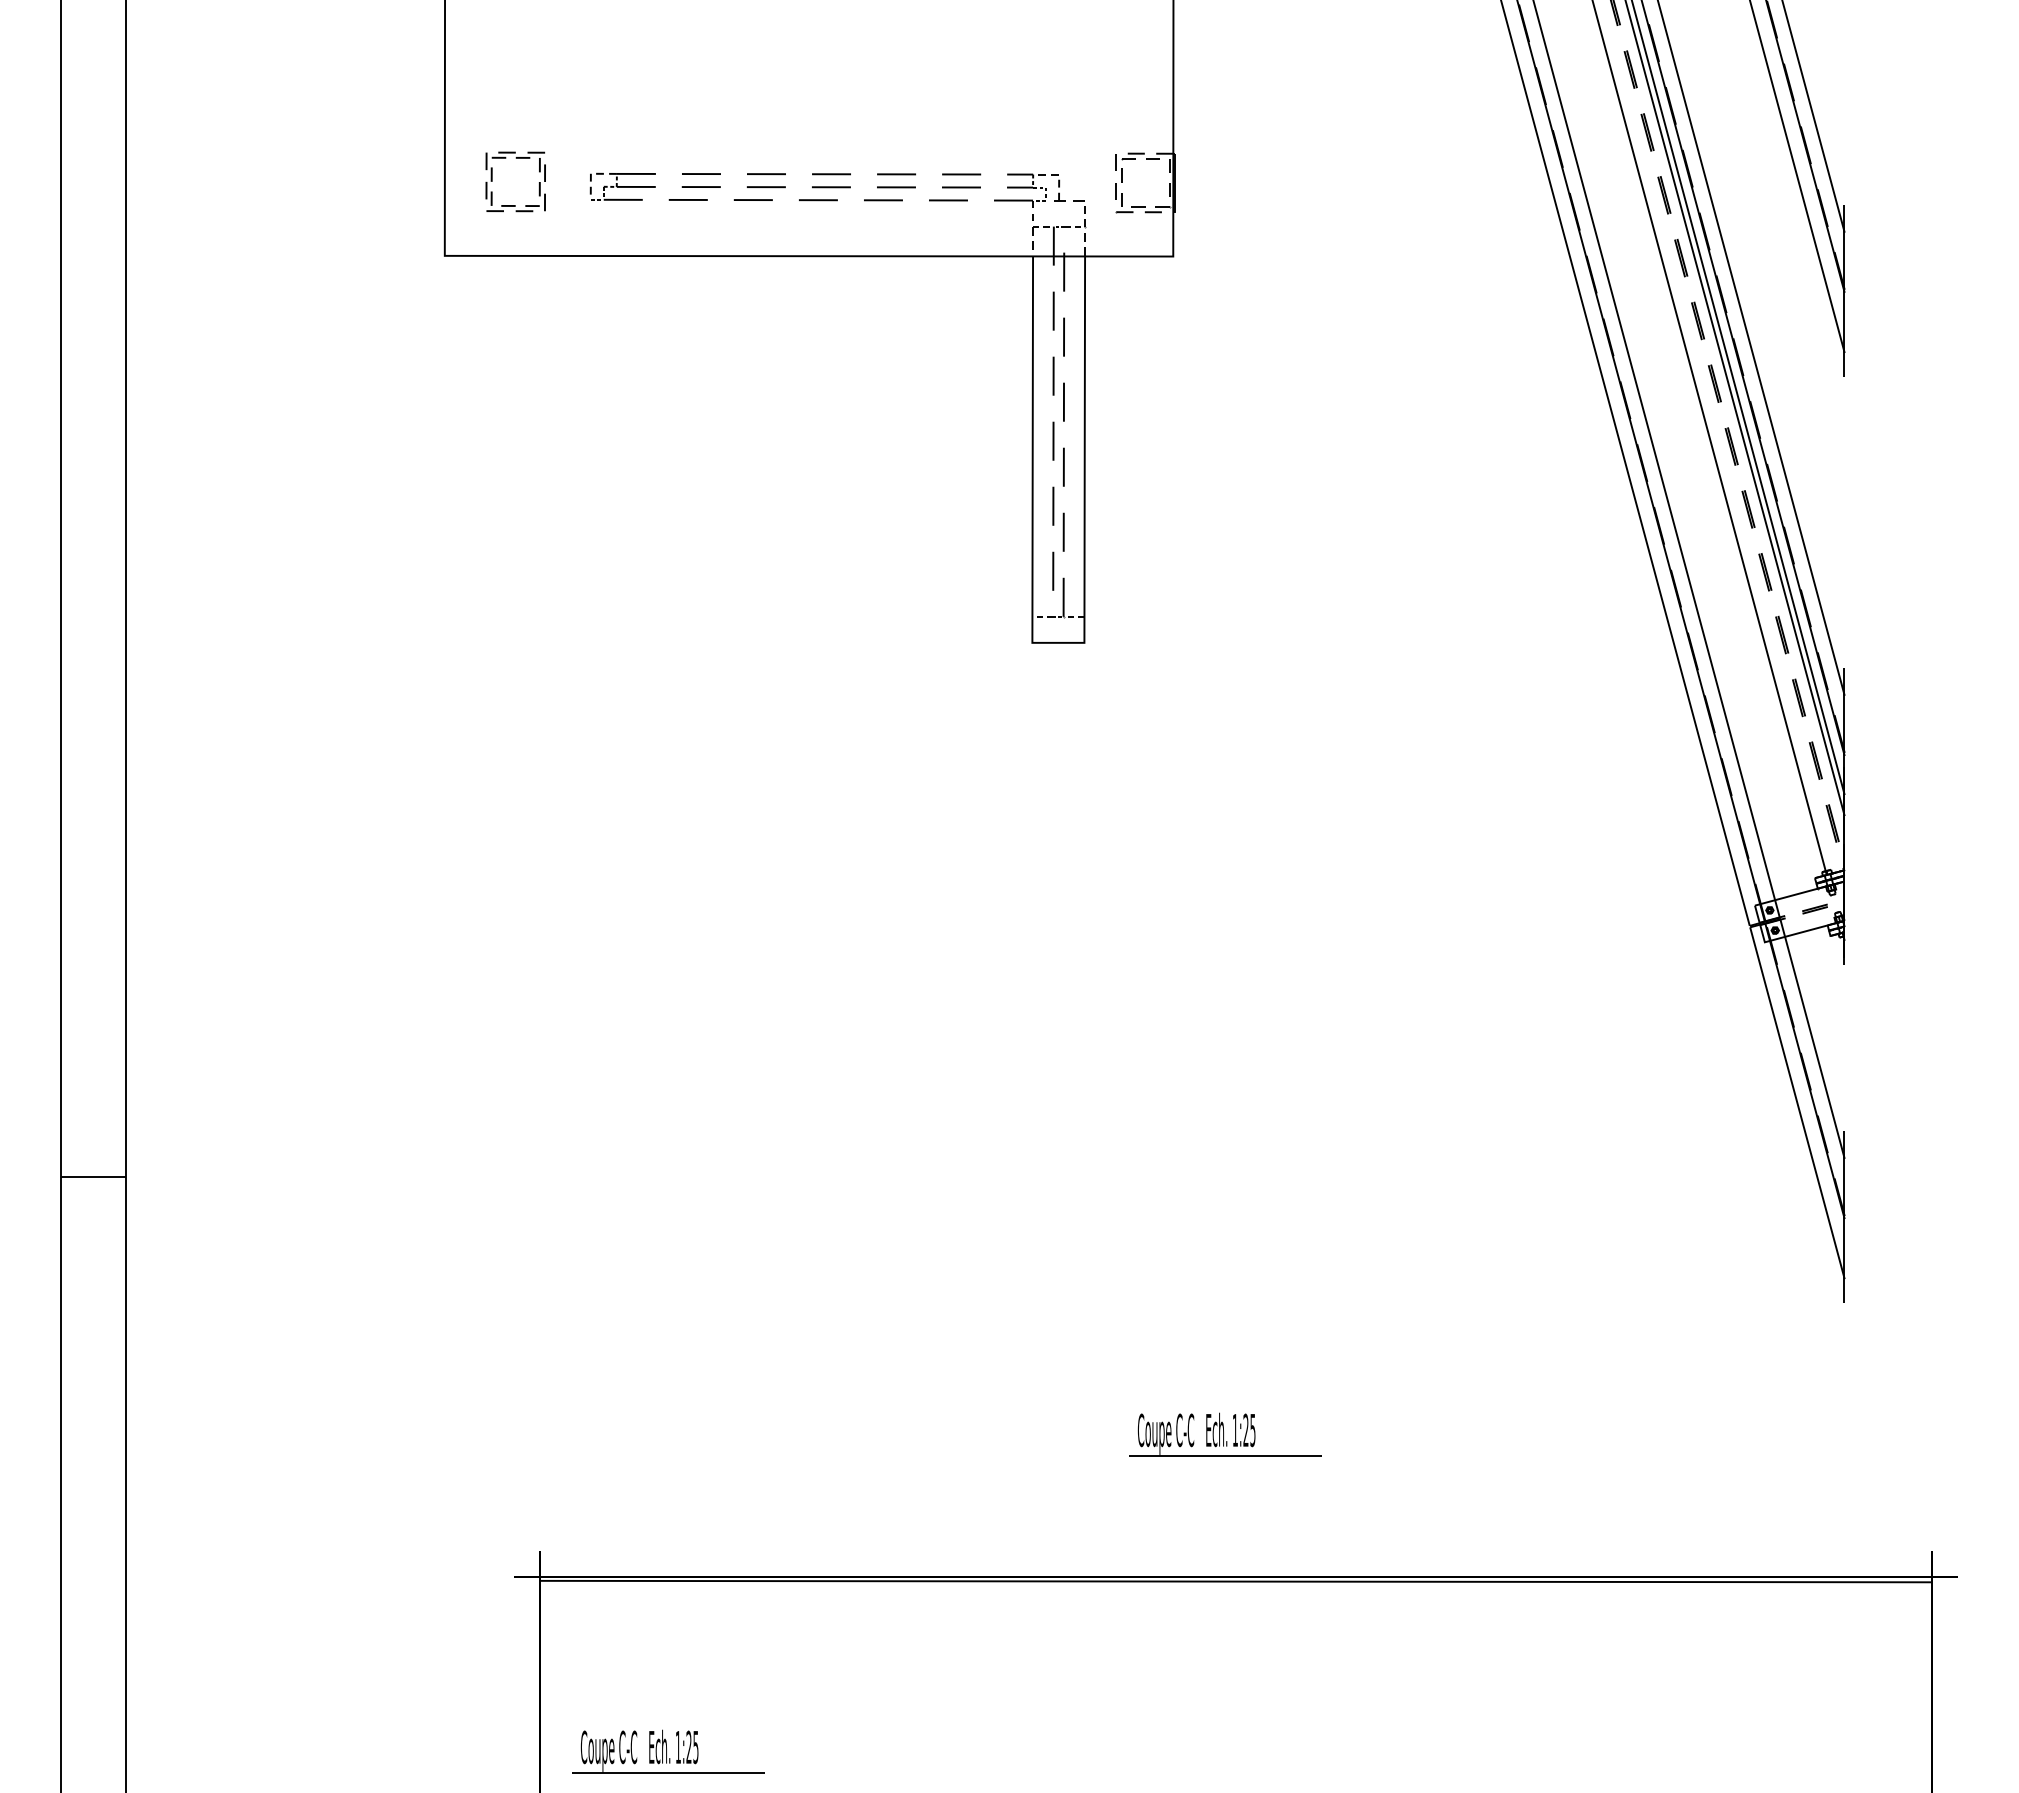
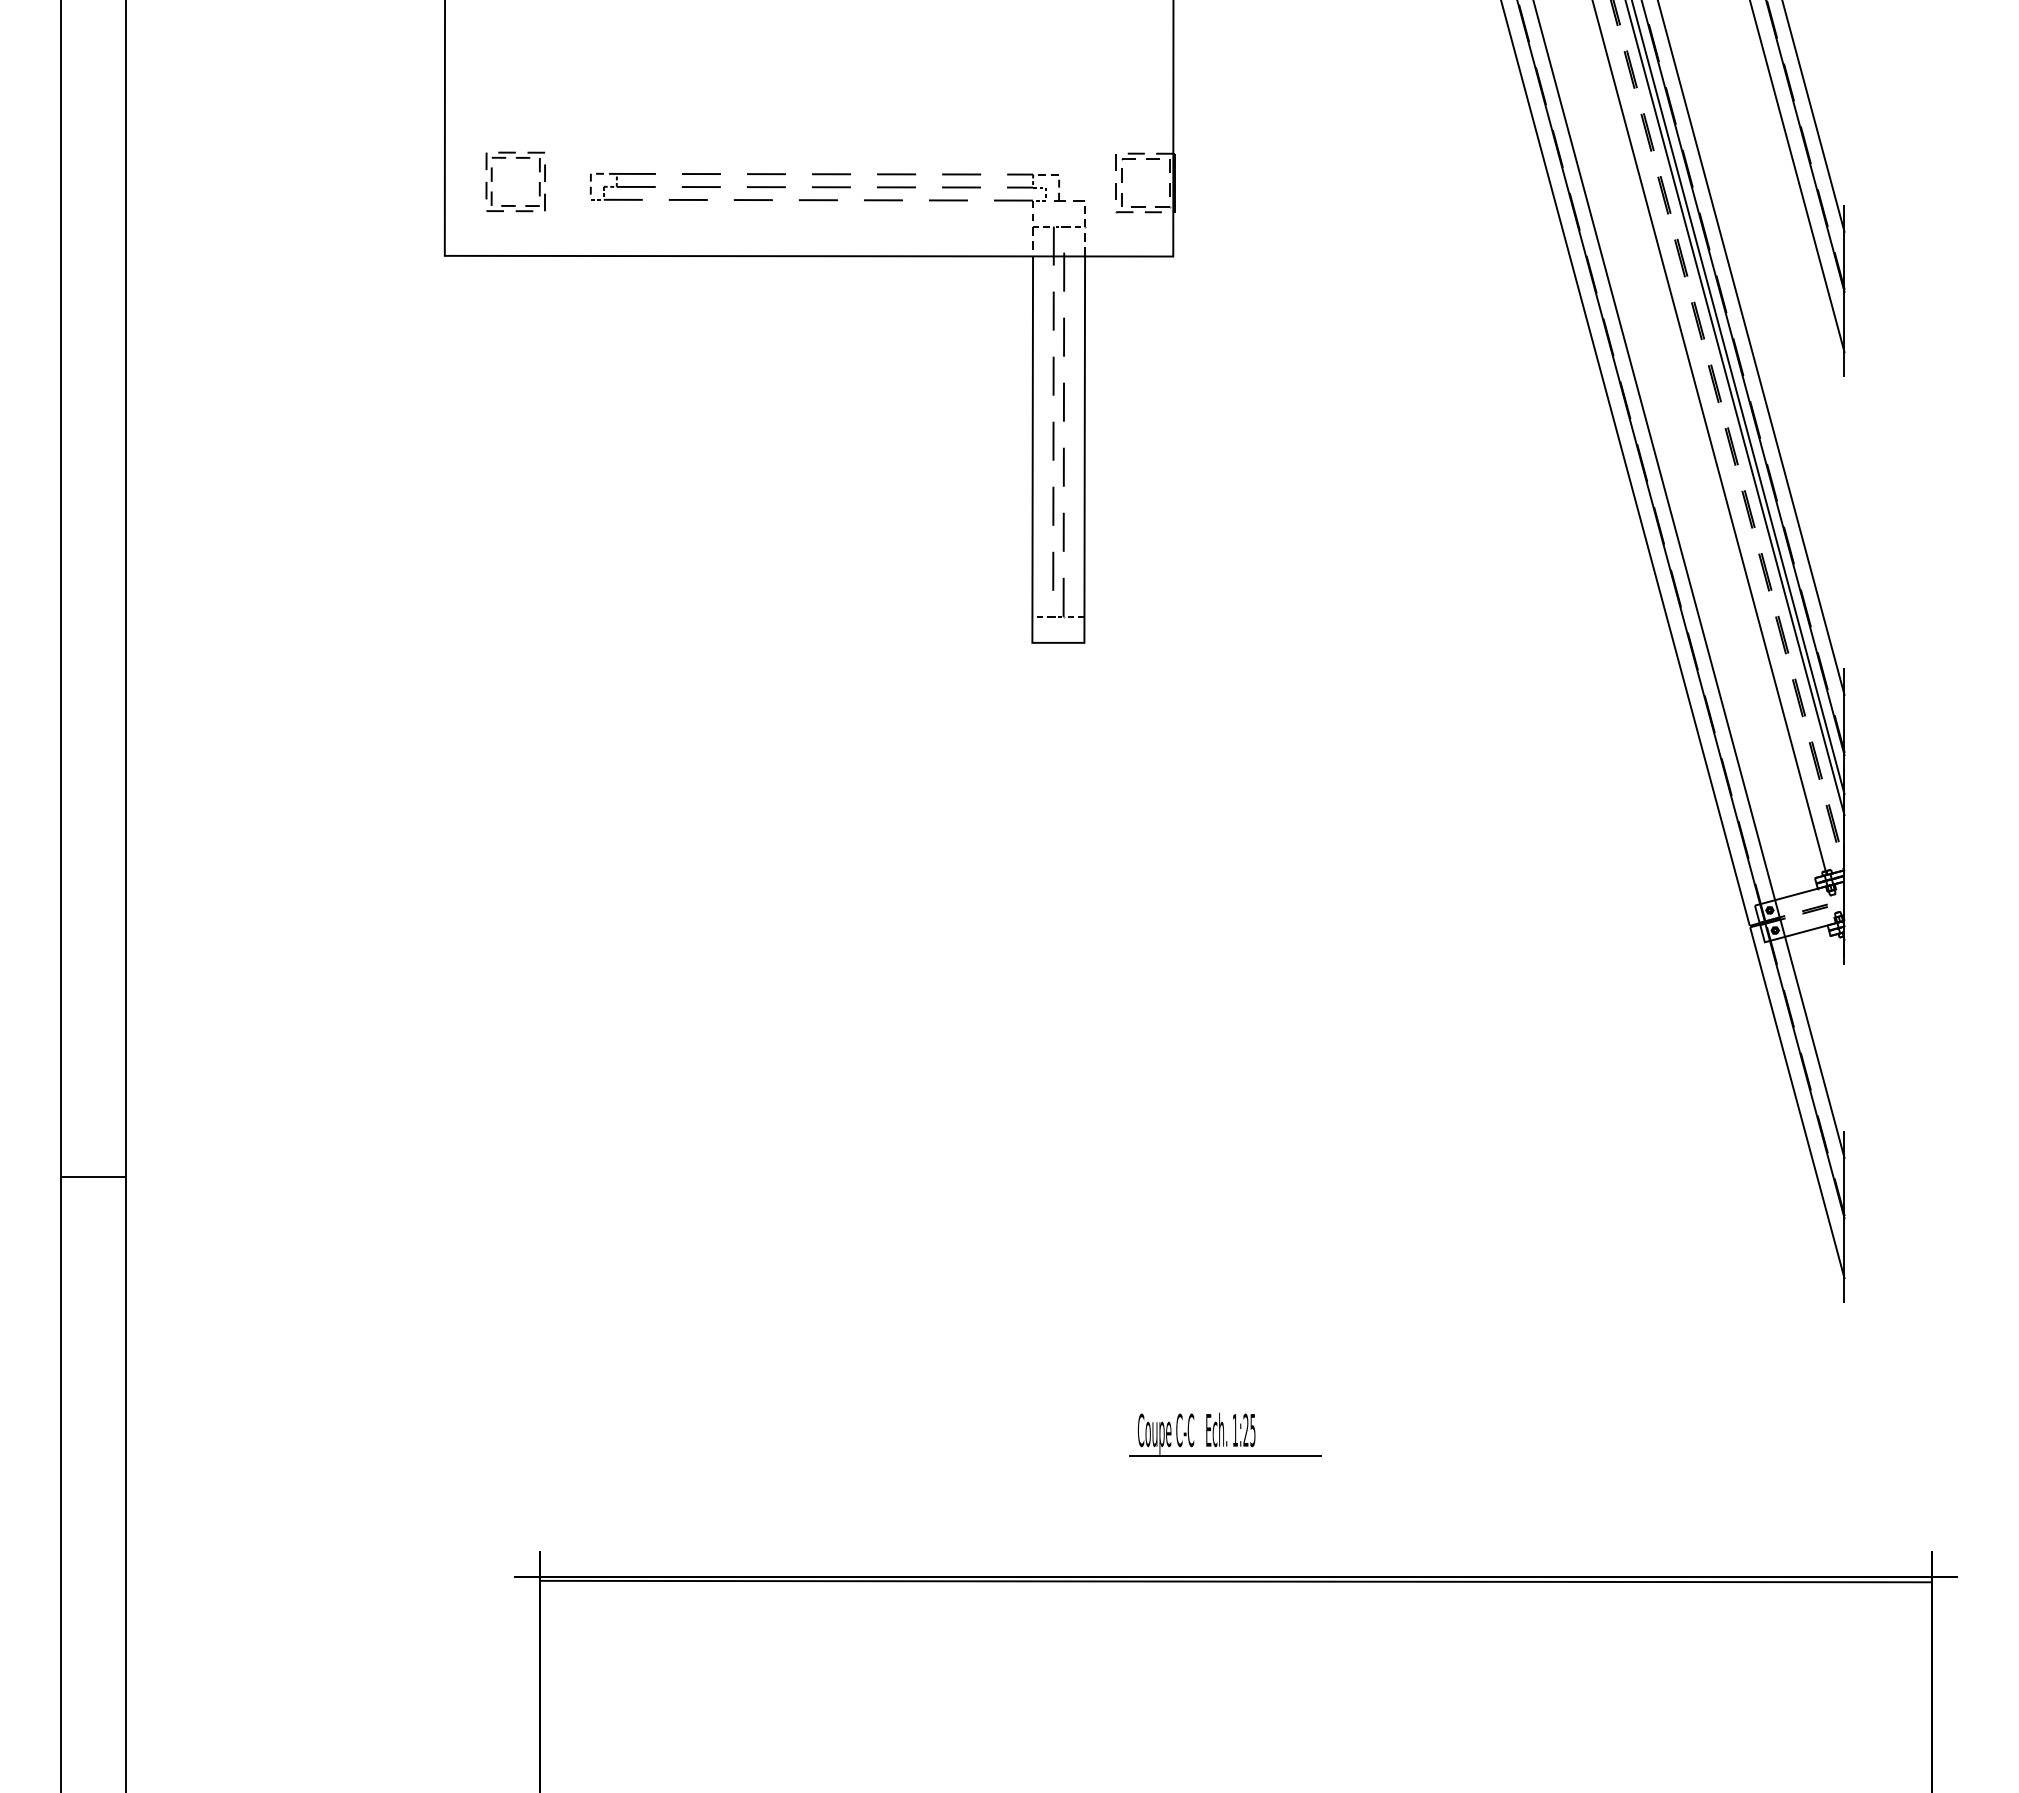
part: present -> none (668, 1751)
